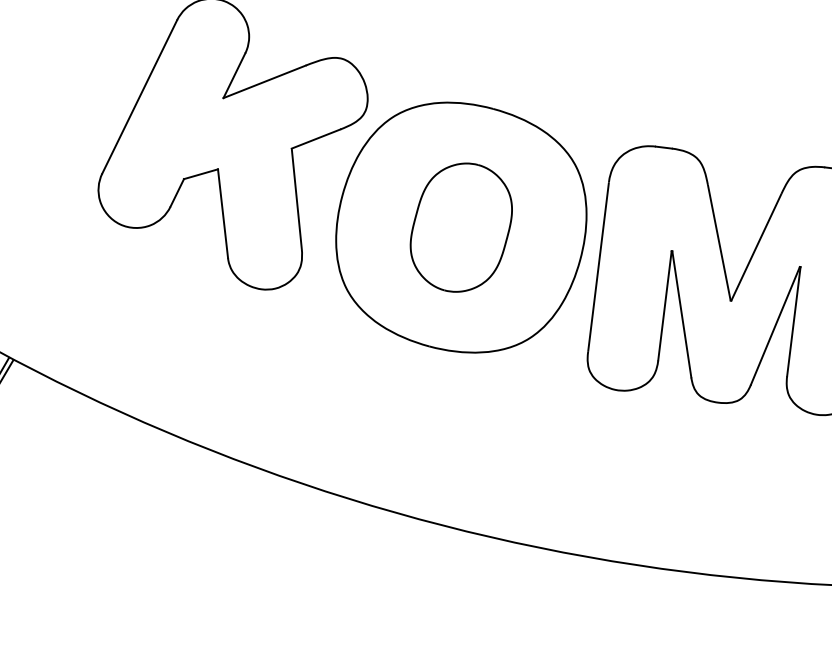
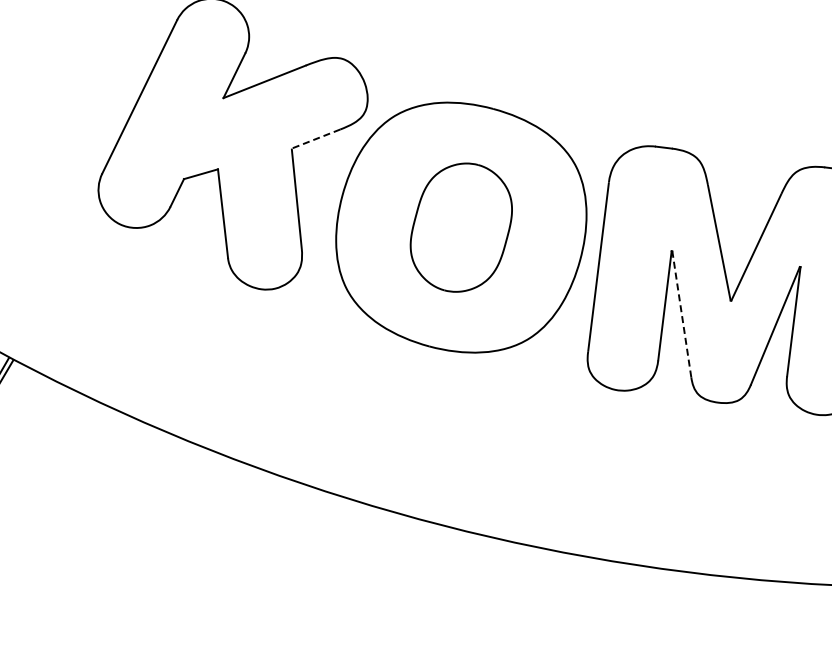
line: solid -> dashed (315, 139)
line: solid -> dashed (681, 314)
